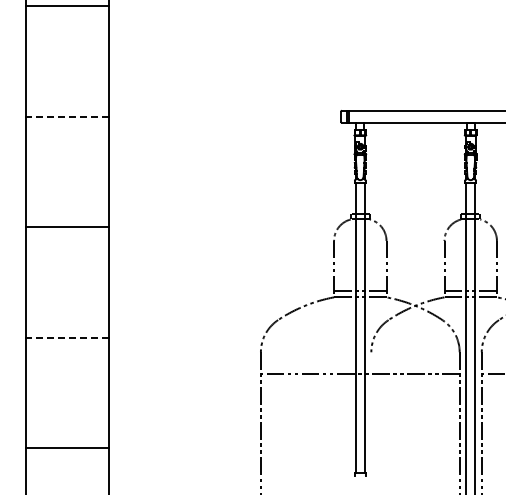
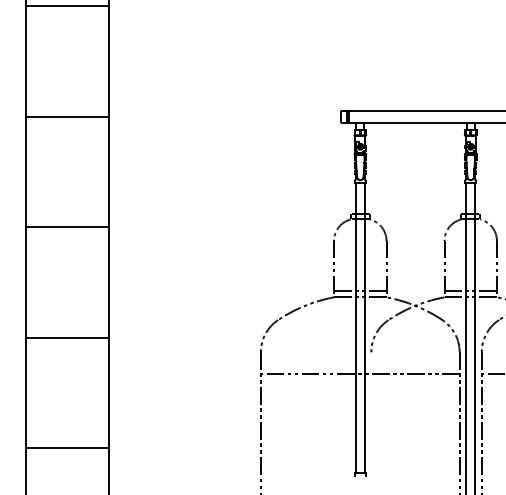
line: dashed -> solid (67, 116)
line: dashed -> solid (67, 337)
